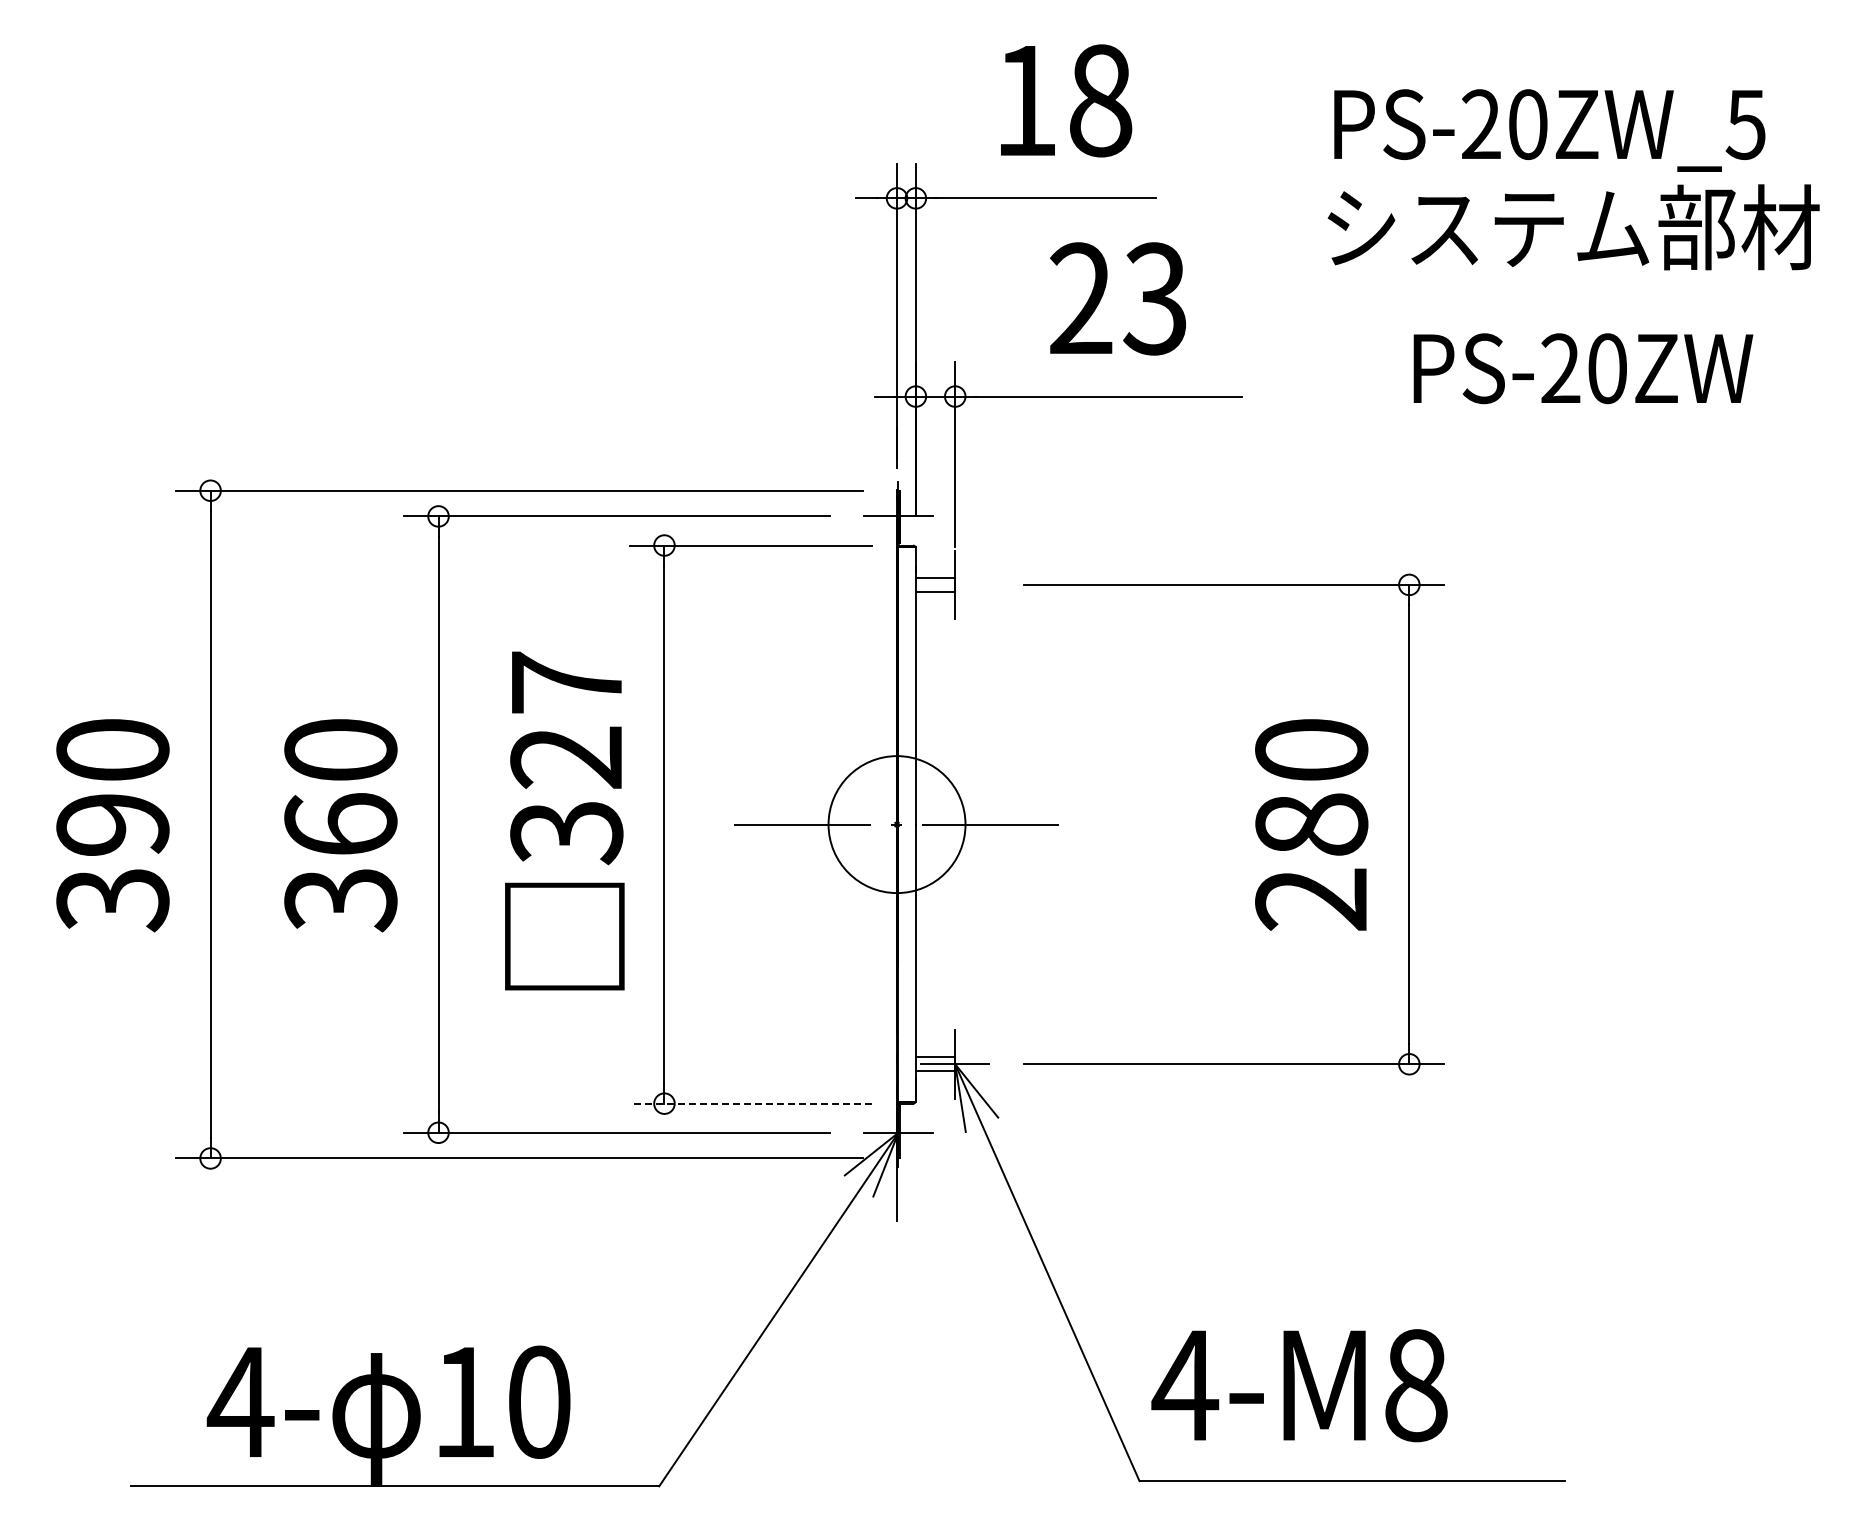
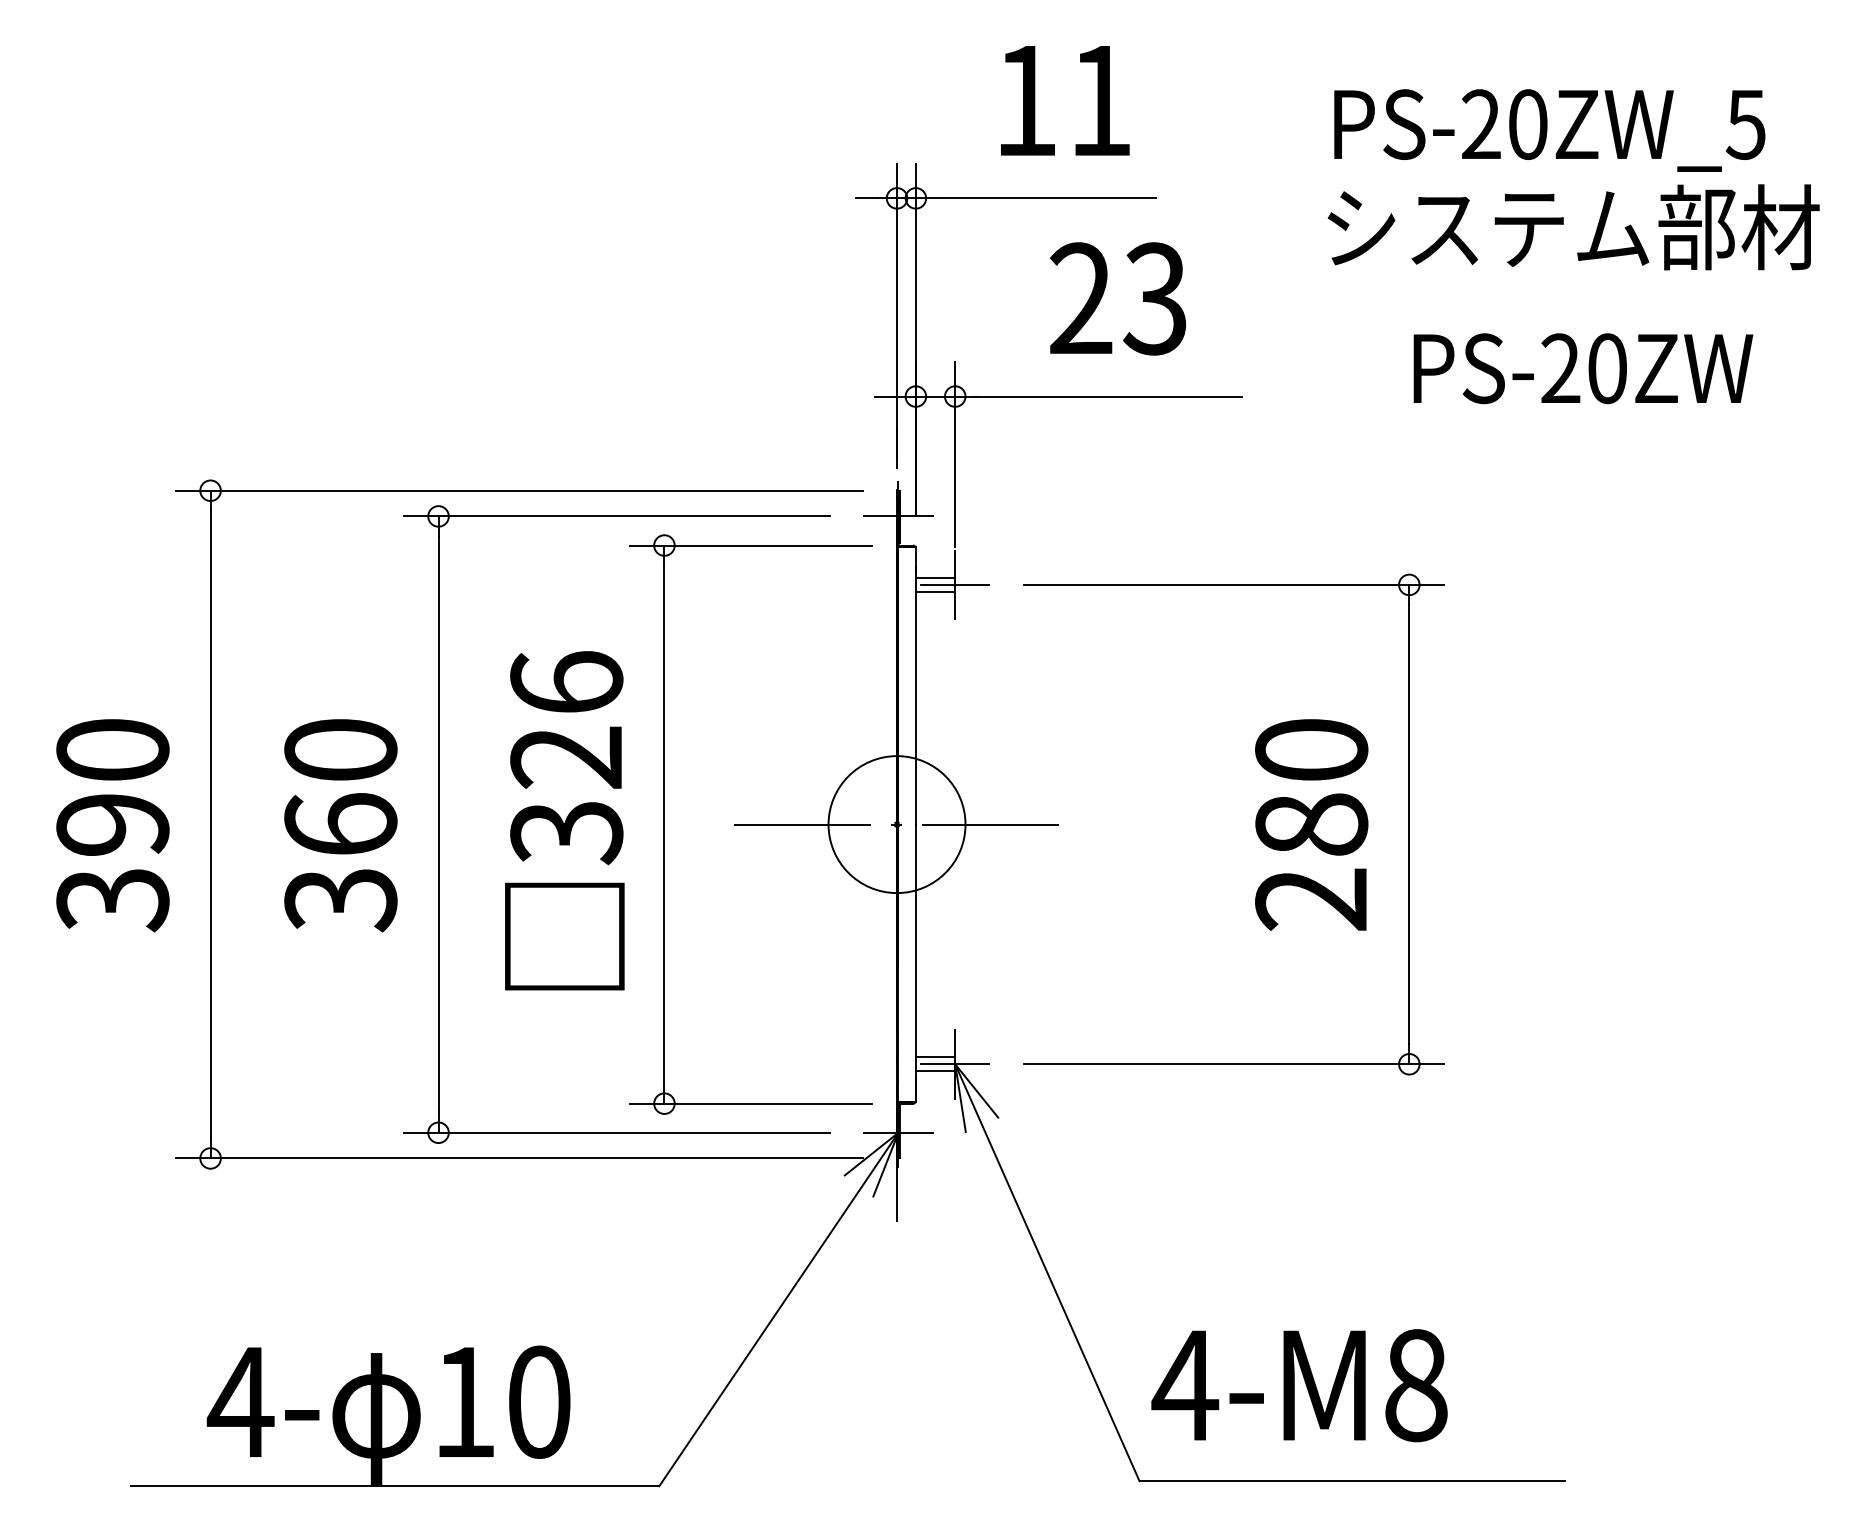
text: 18 -> 11 (1101, 100)
line: none -> present (955, 584)
text: 327 -> 326 (566, 682)
line: dashed -> solid (751, 1103)
